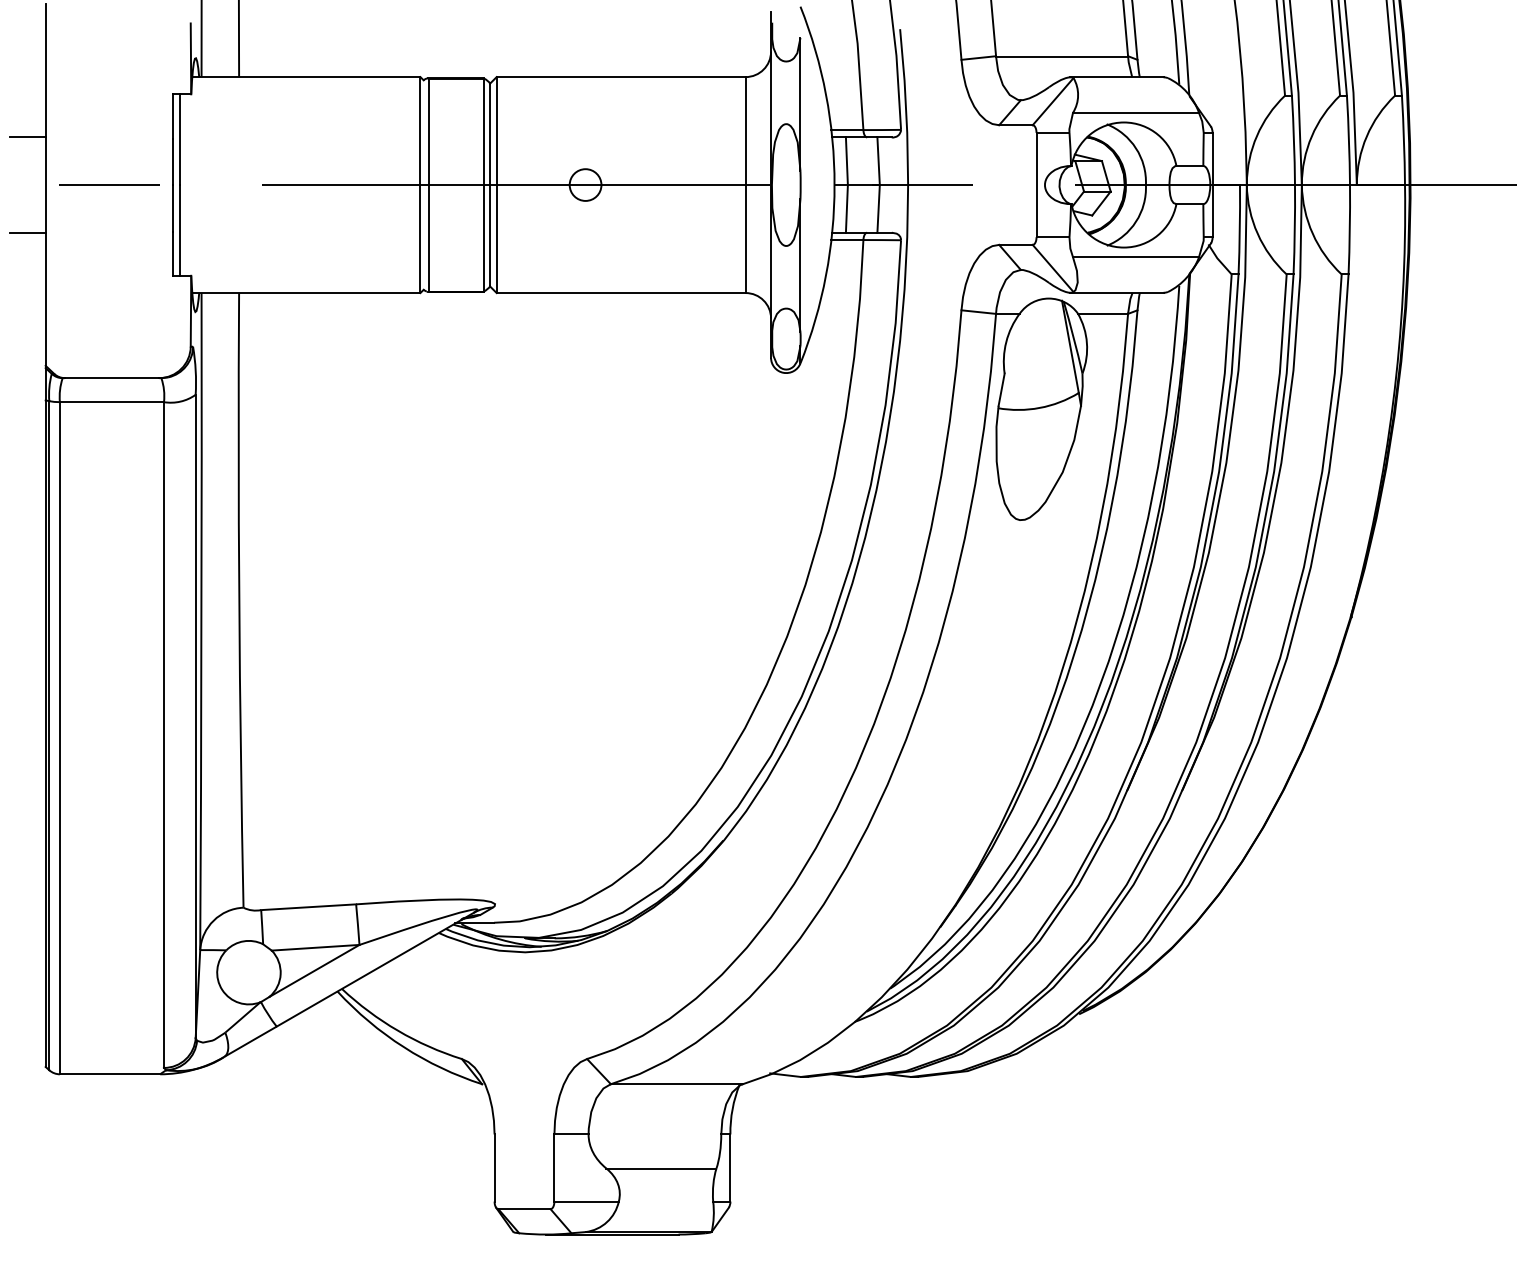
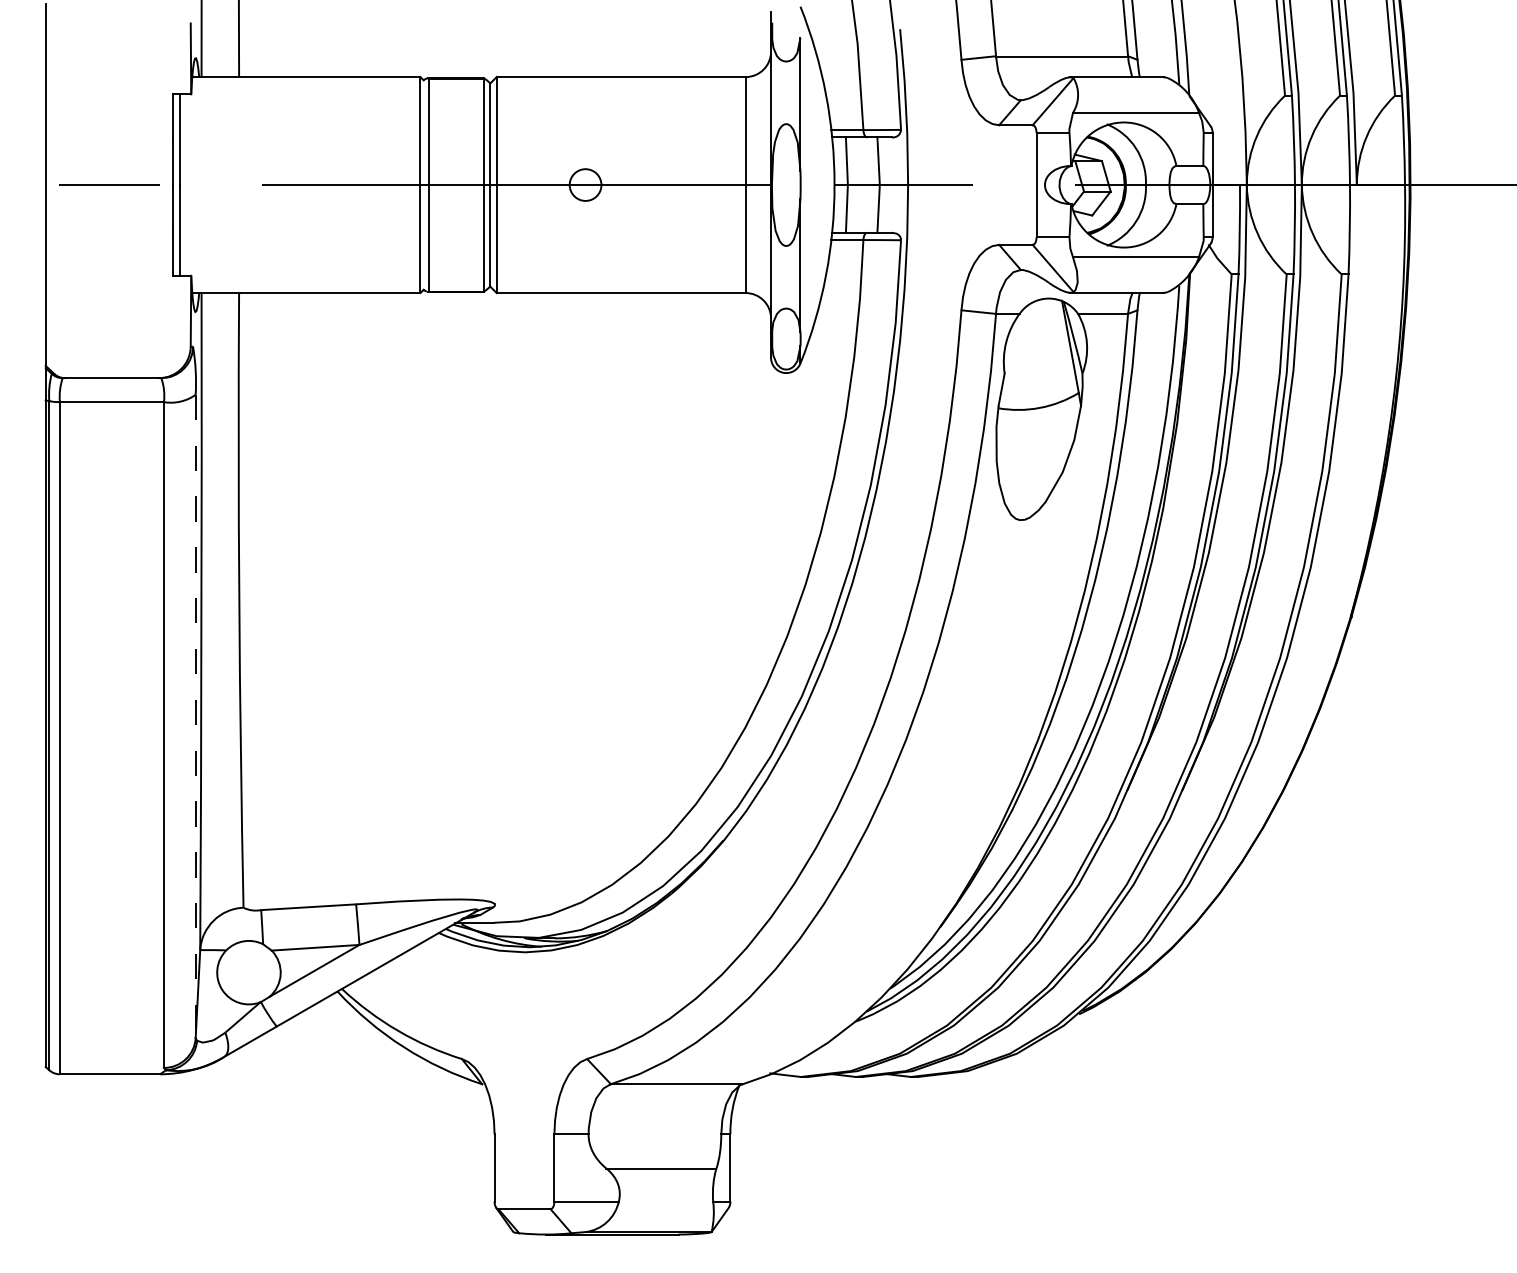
line: present -> none (27, 137)
line: present -> none (27, 232)
line: solid -> dashed (195, 716)
